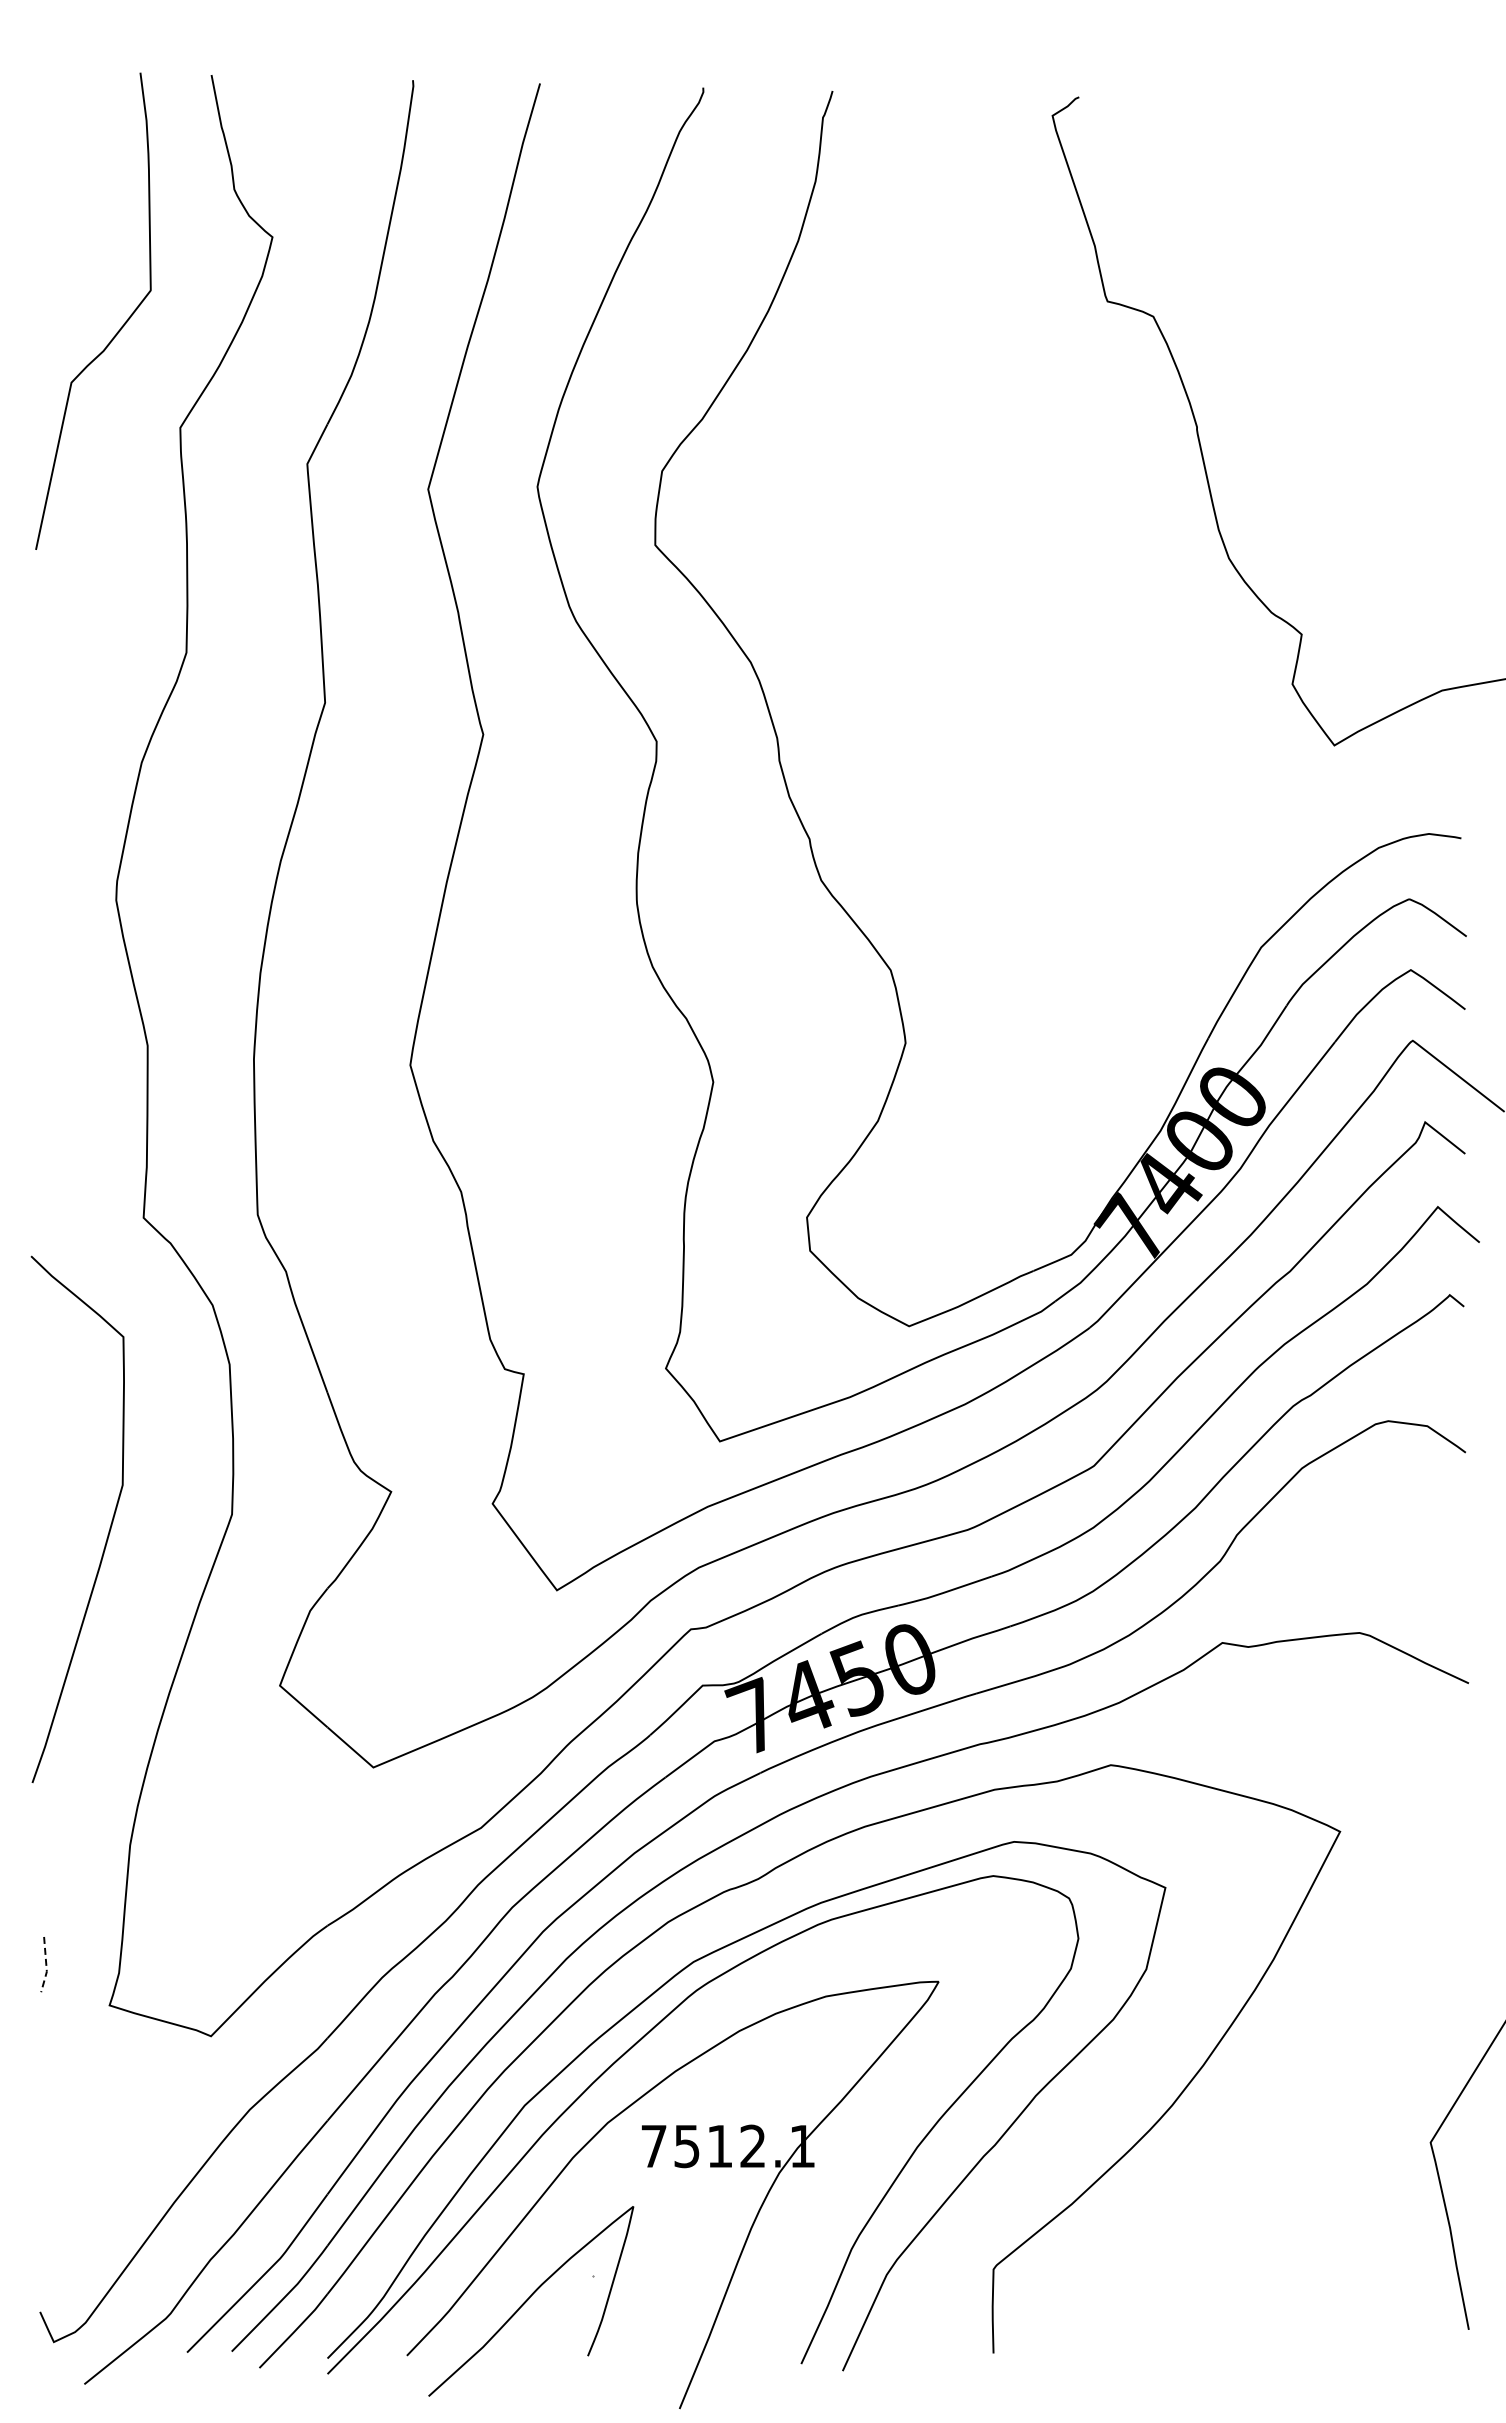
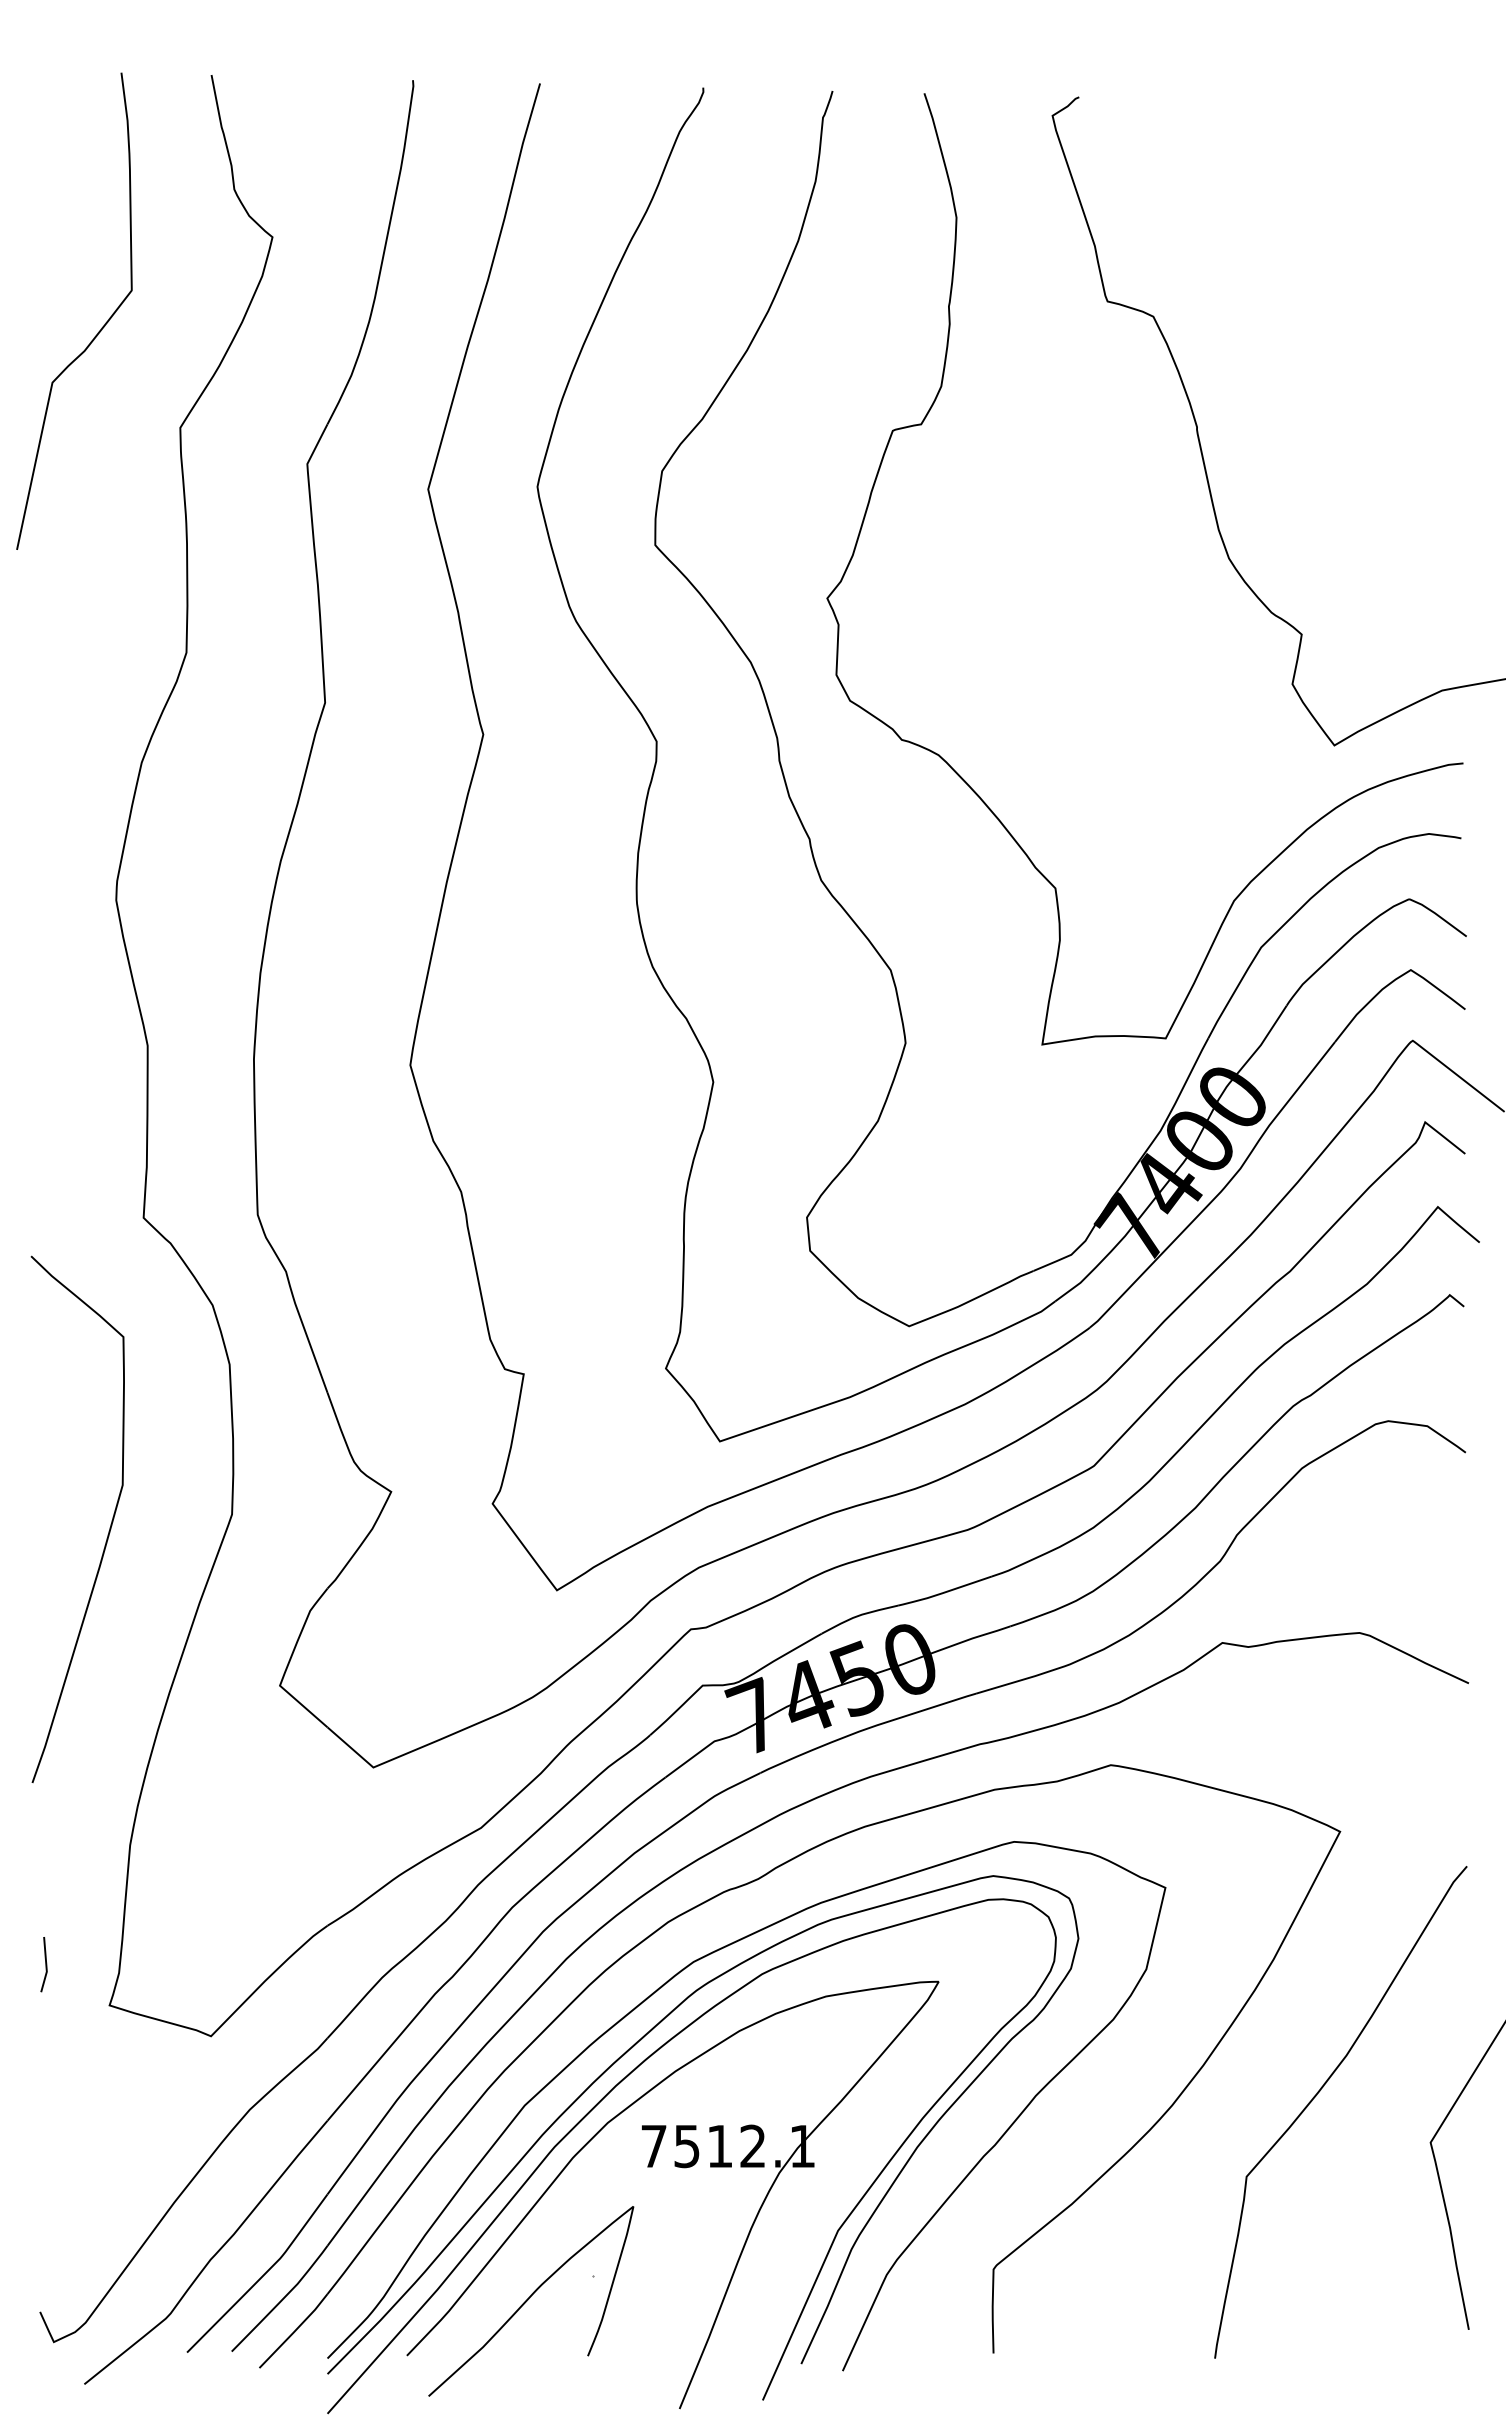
curve position: (116, 332) -> (97, 332) (97, 332)
curve: none -> present (922, 424)
line: dashed -> solid (46, 1965)
curve: none -> present (627, 2077)
curve: none -> present (1316, 2096)
